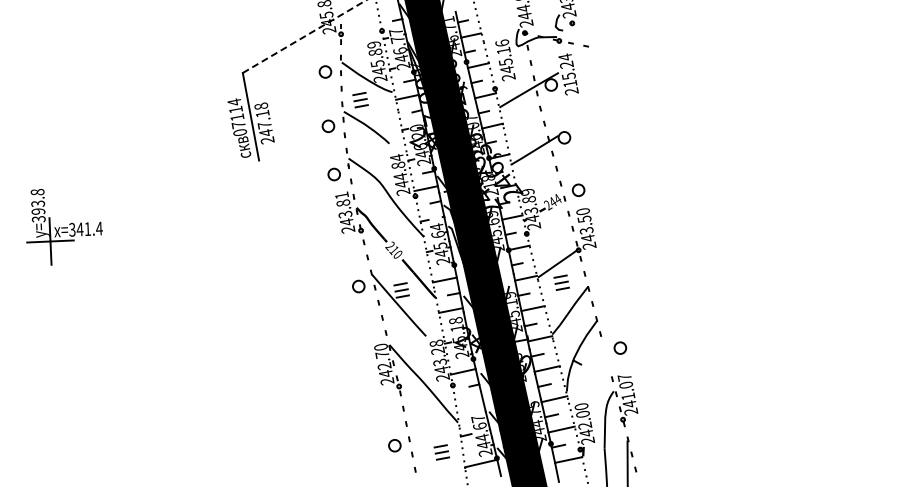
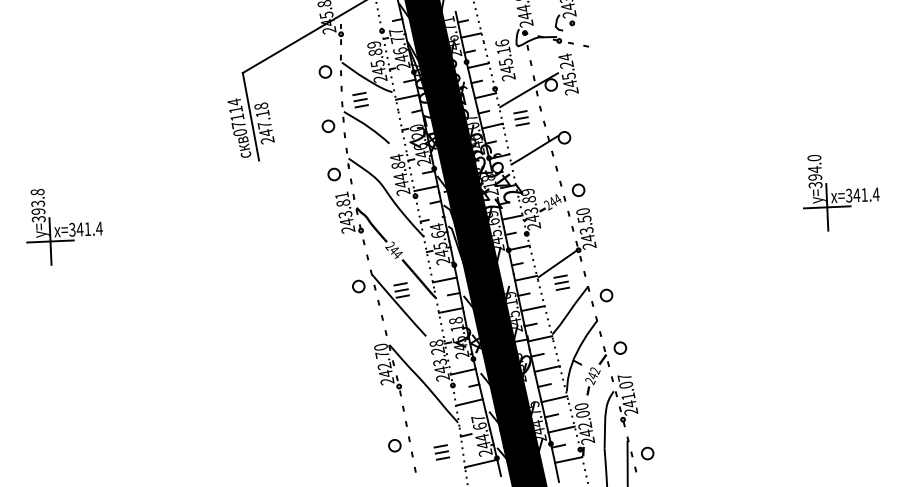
line: dashed -> solid (304, 36)
text: 215.24 -> 245.24 (570, 82)
part: none -> present (521, 118)
part: none -> present (841, 192)
text: 210 -> 244 (395, 252)
circle: none -> present (606, 295)
part: none -> present (597, 370)
line: none -> present (469, 402)
circle: none -> present (647, 453)
